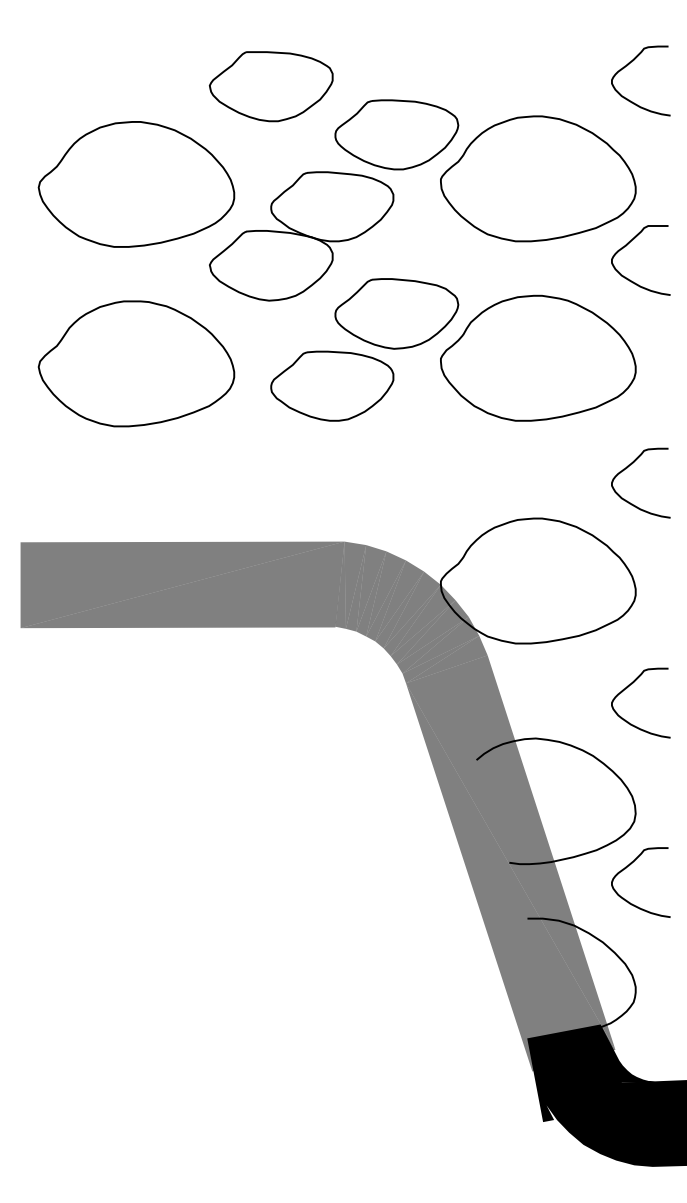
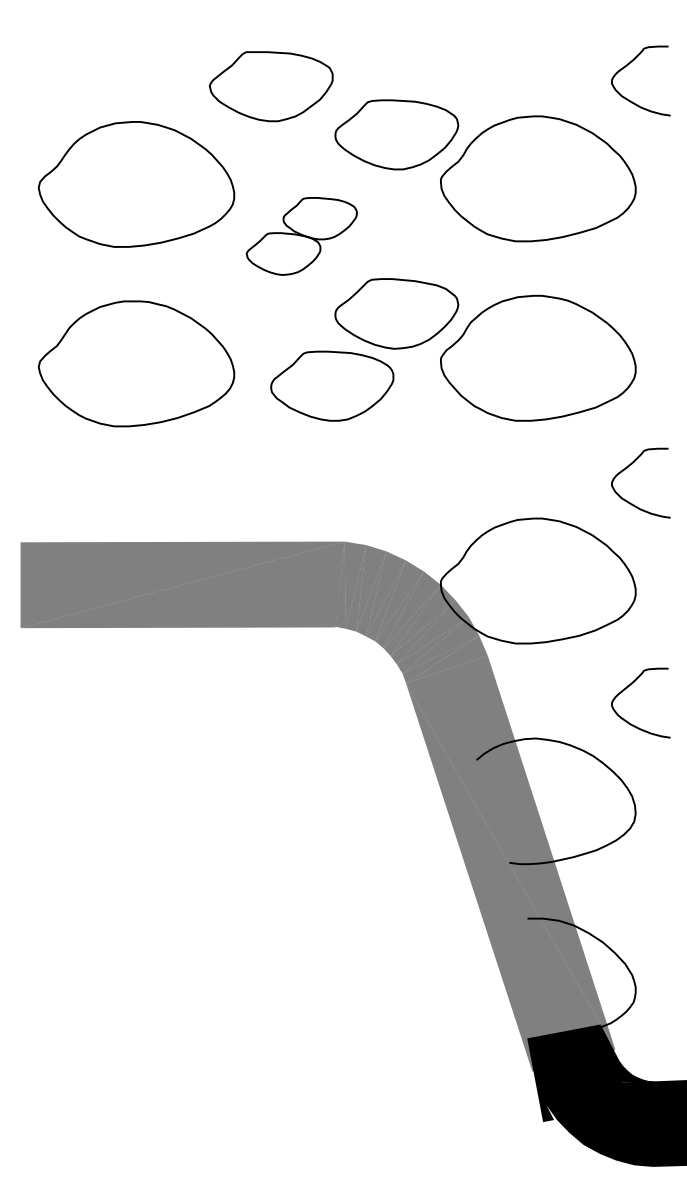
part size: 186x131 px -> 113x79 px (301, 236)
curve: present -> none (626, 246)
curve: present -> none (630, 865)
